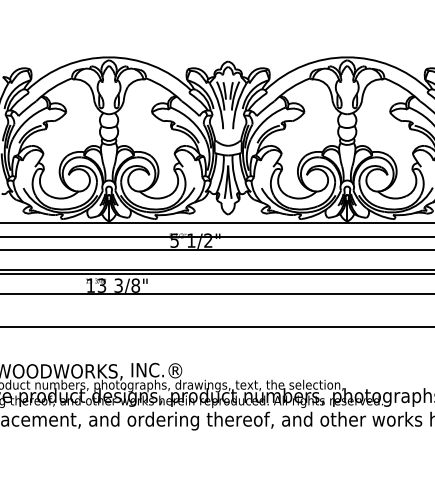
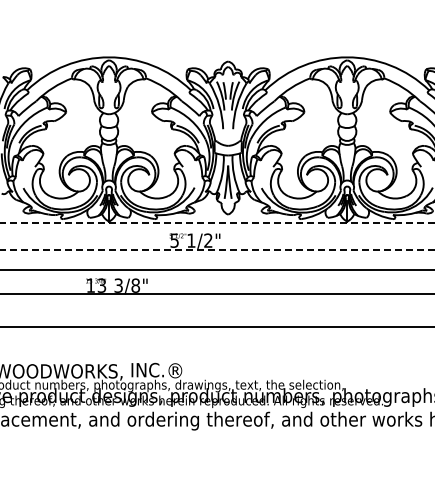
line: solid -> dashed (217, 223)
line: present -> none (216, 237)
line: solid -> dashed (217, 250)
line: present -> none (216, 273)
